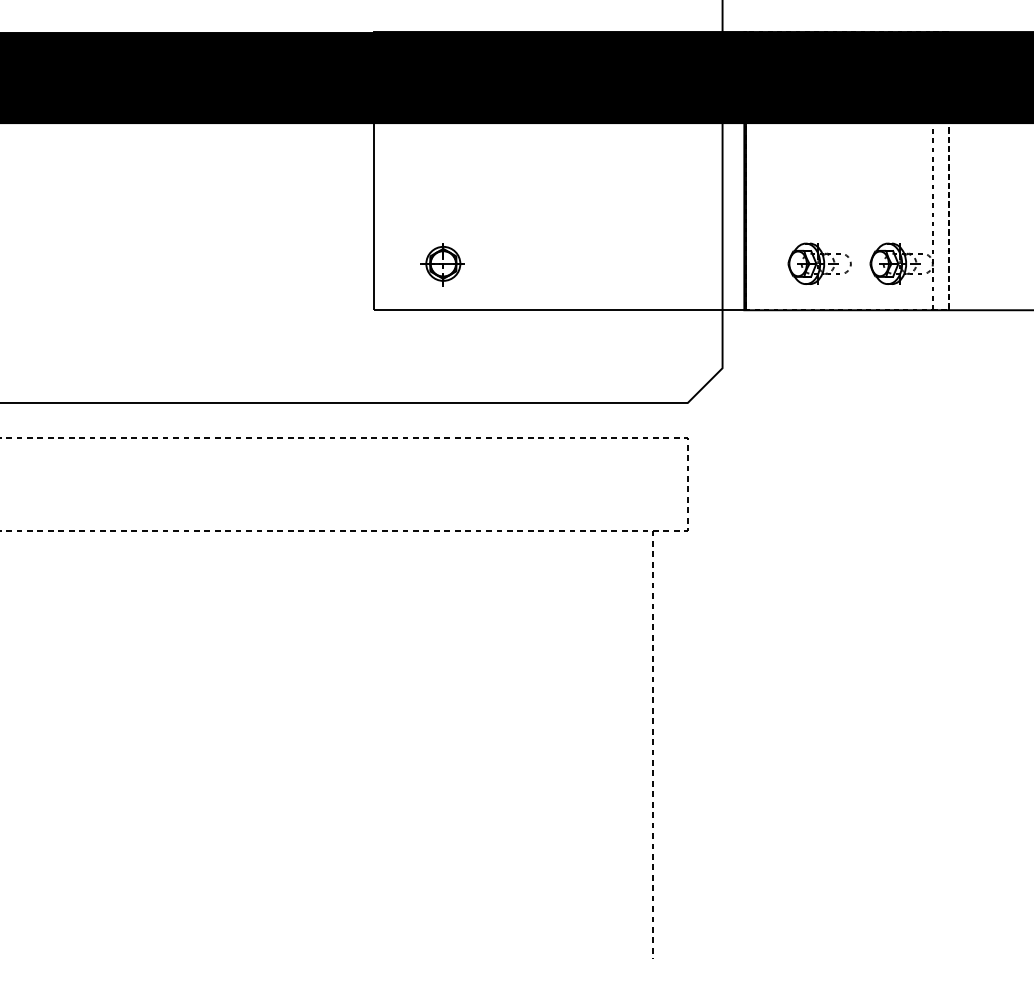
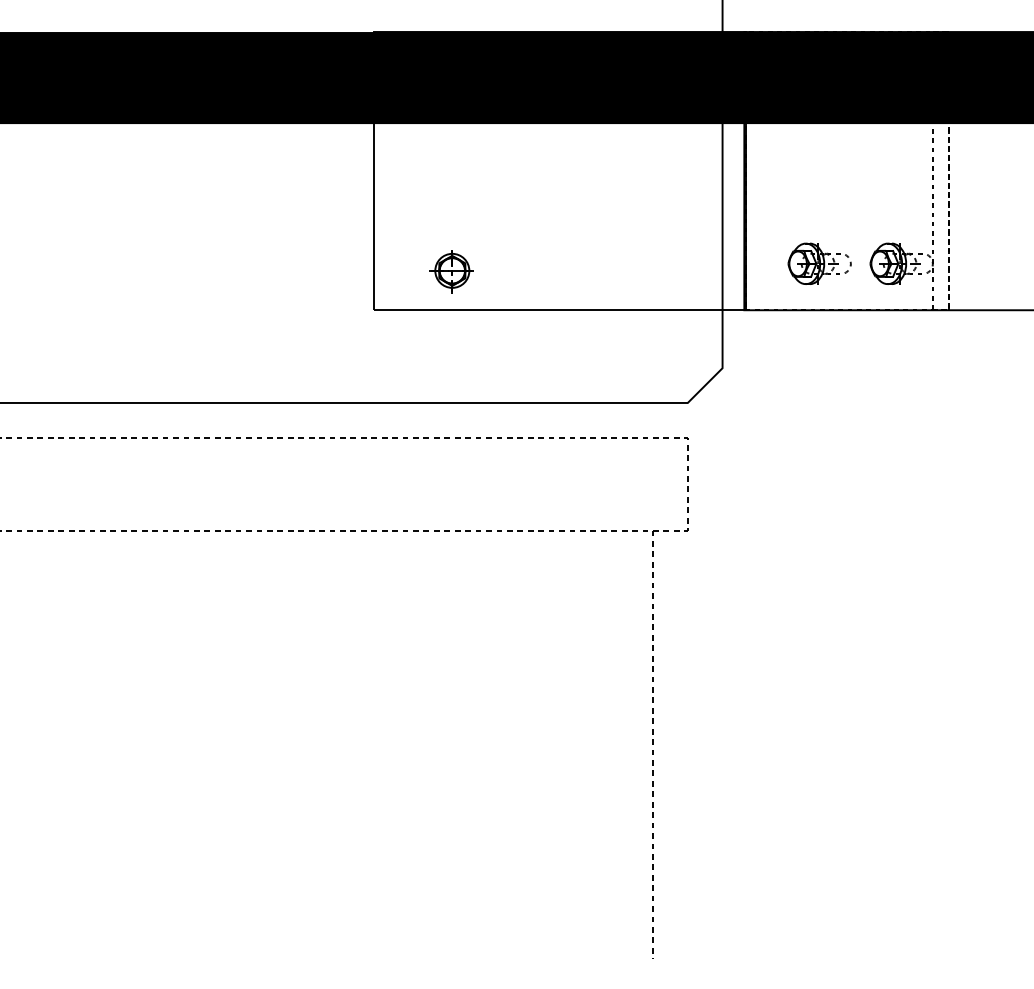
part position: (442, 264) -> (451, 271) (451, 271)
